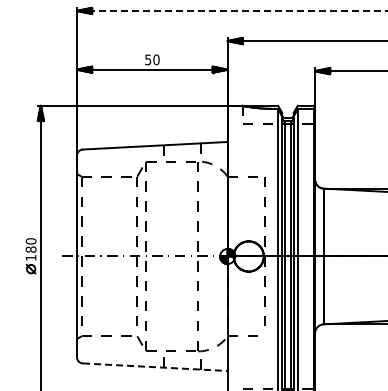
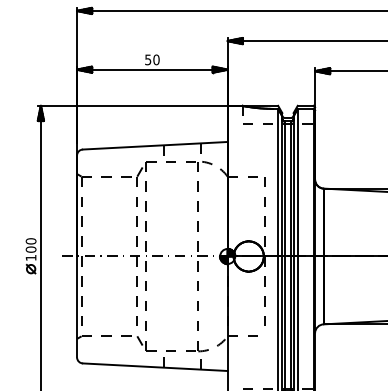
line: dashed -> solid (232, 10)
text: 180 -> 100 (31, 249)
line: dashed -> solid (155, 367)
